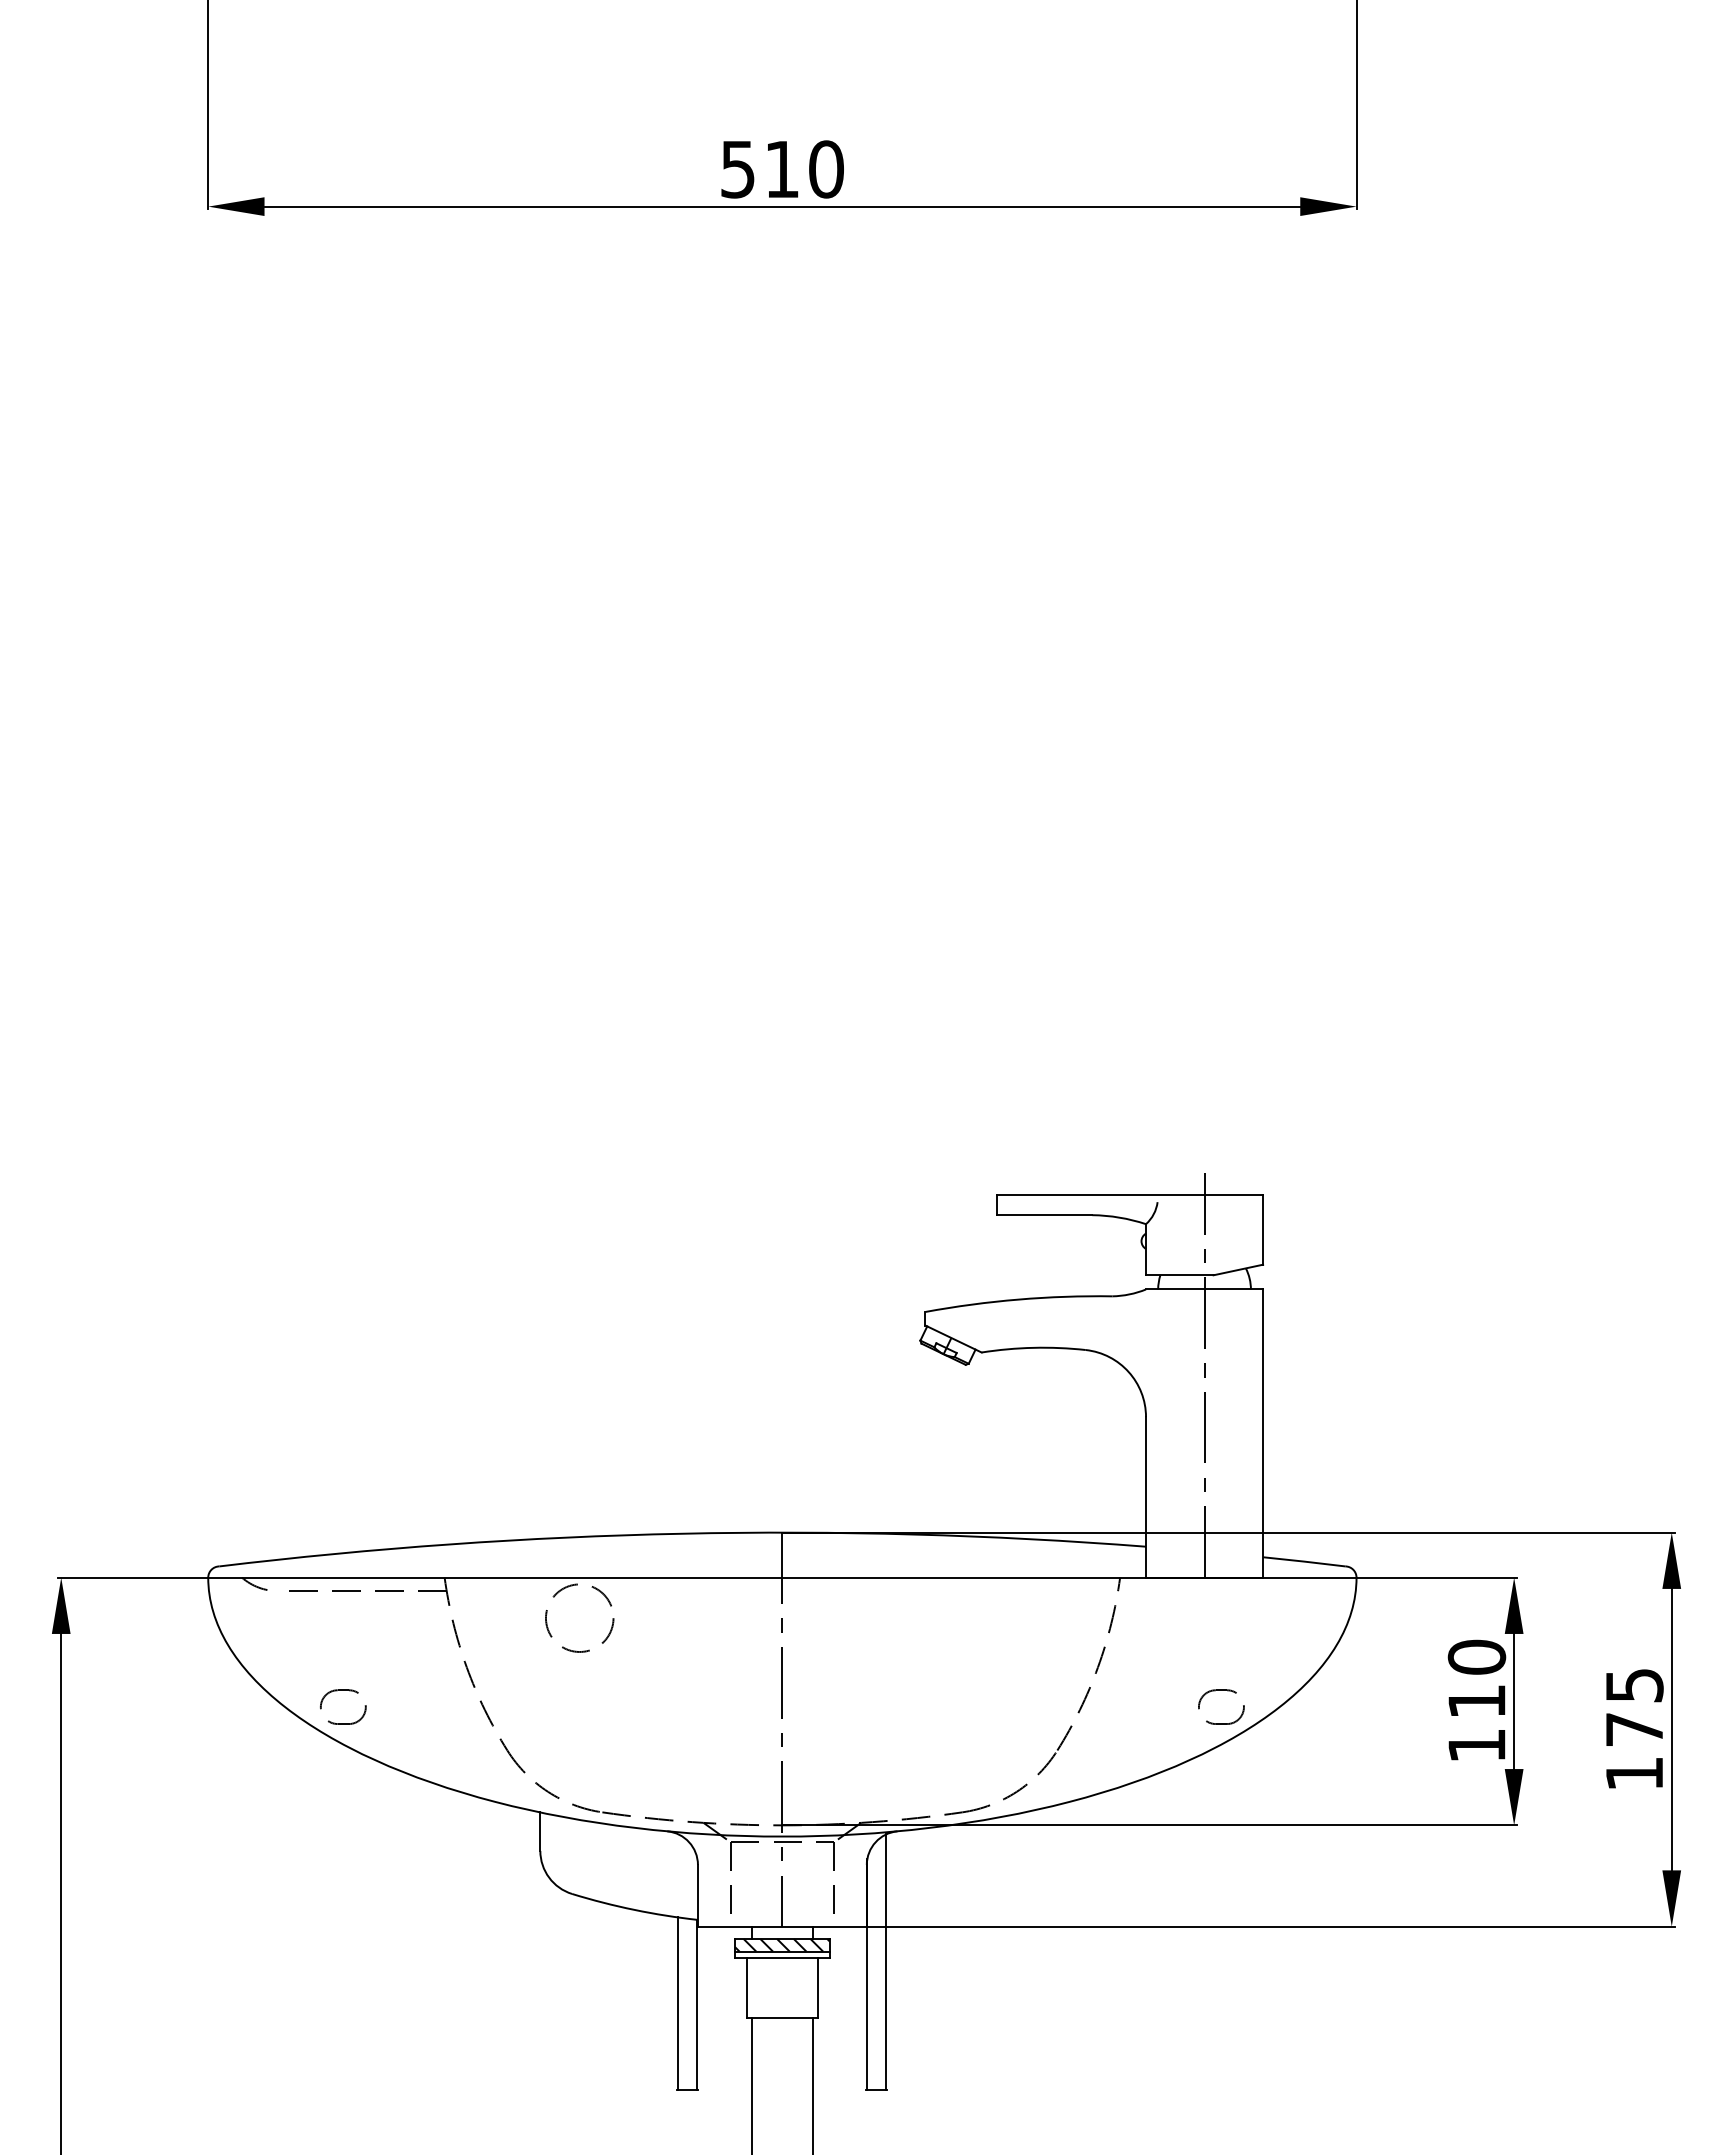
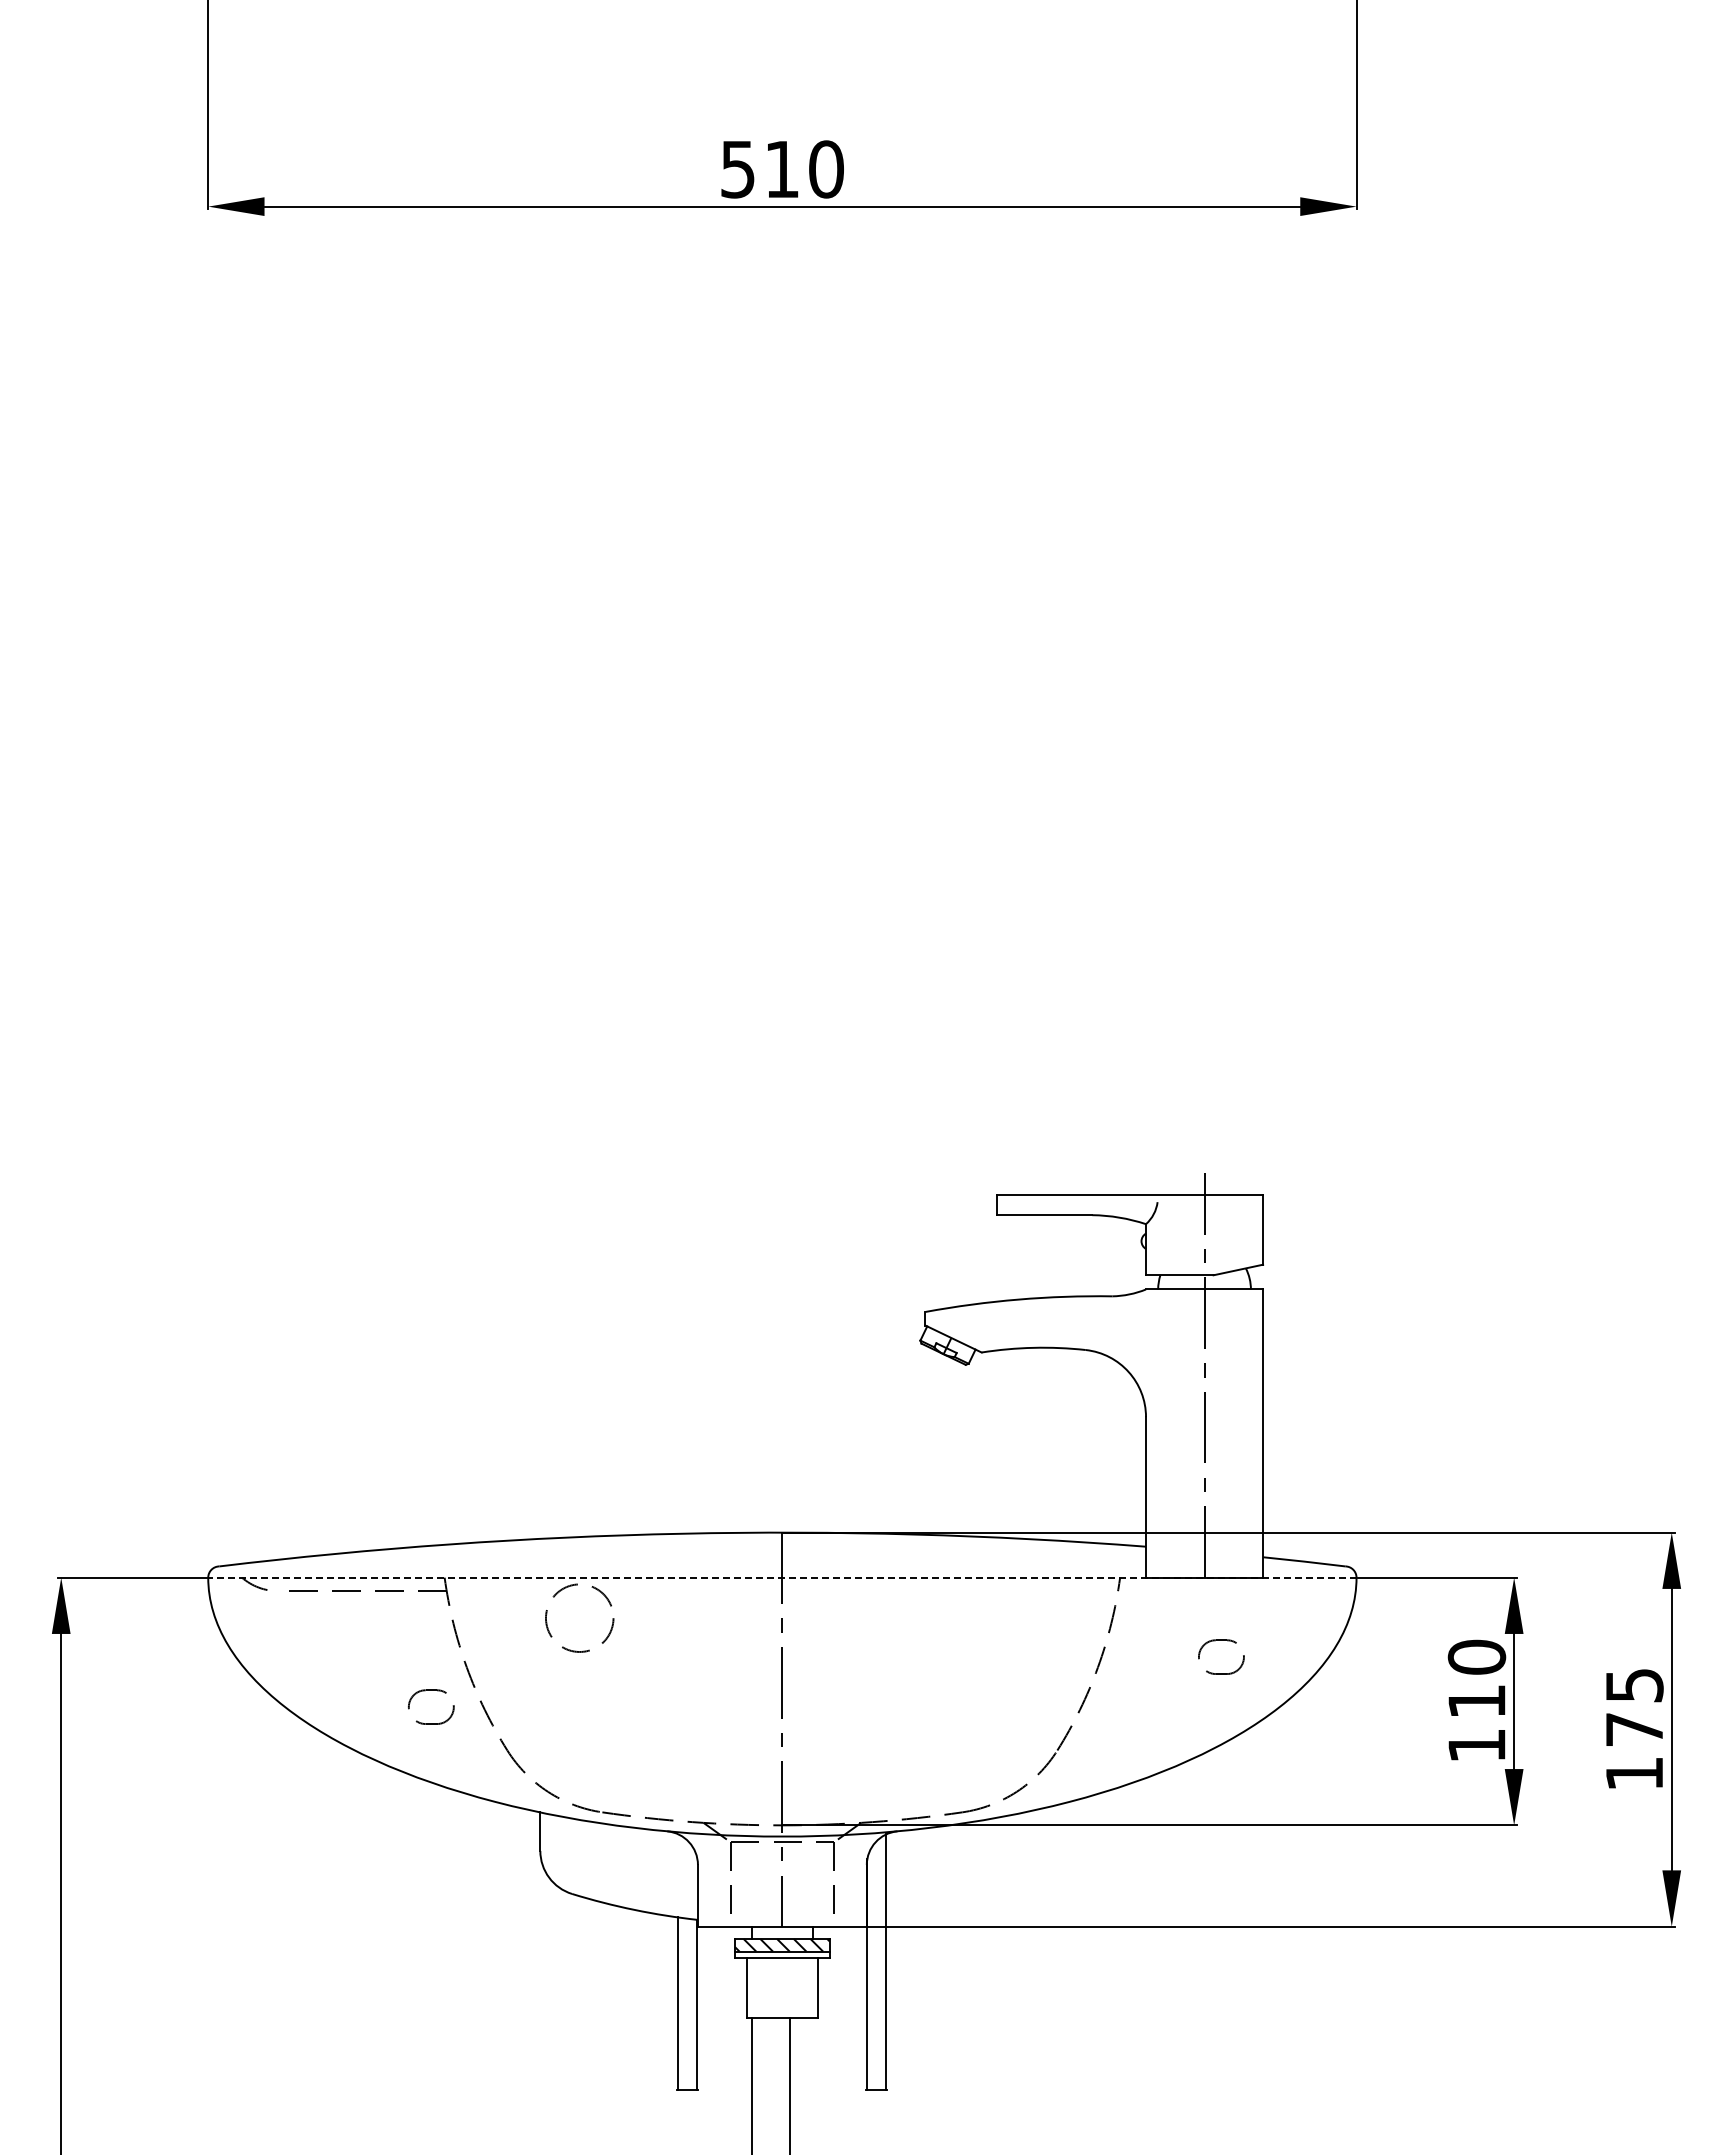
line: solid -> dashed (781, 1577)
part position: (343, 1690) -> (431, 1690) (431, 1690)
part position: (1221, 1690) -> (1221, 1640) (1221, 1640)
line position: (812, 2084) -> (789, 2084) (789, 2084)
